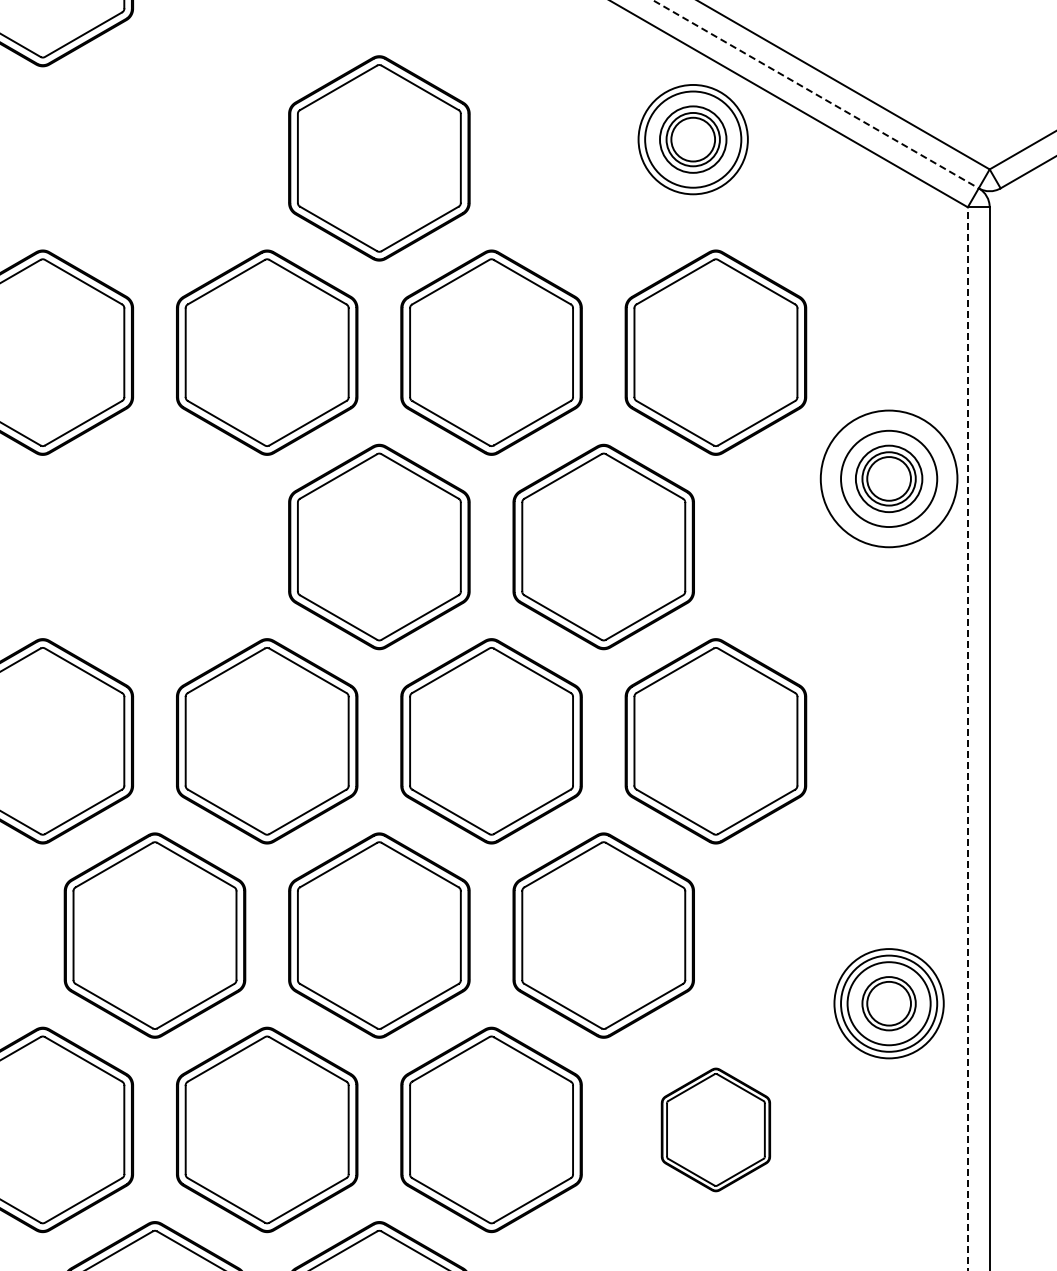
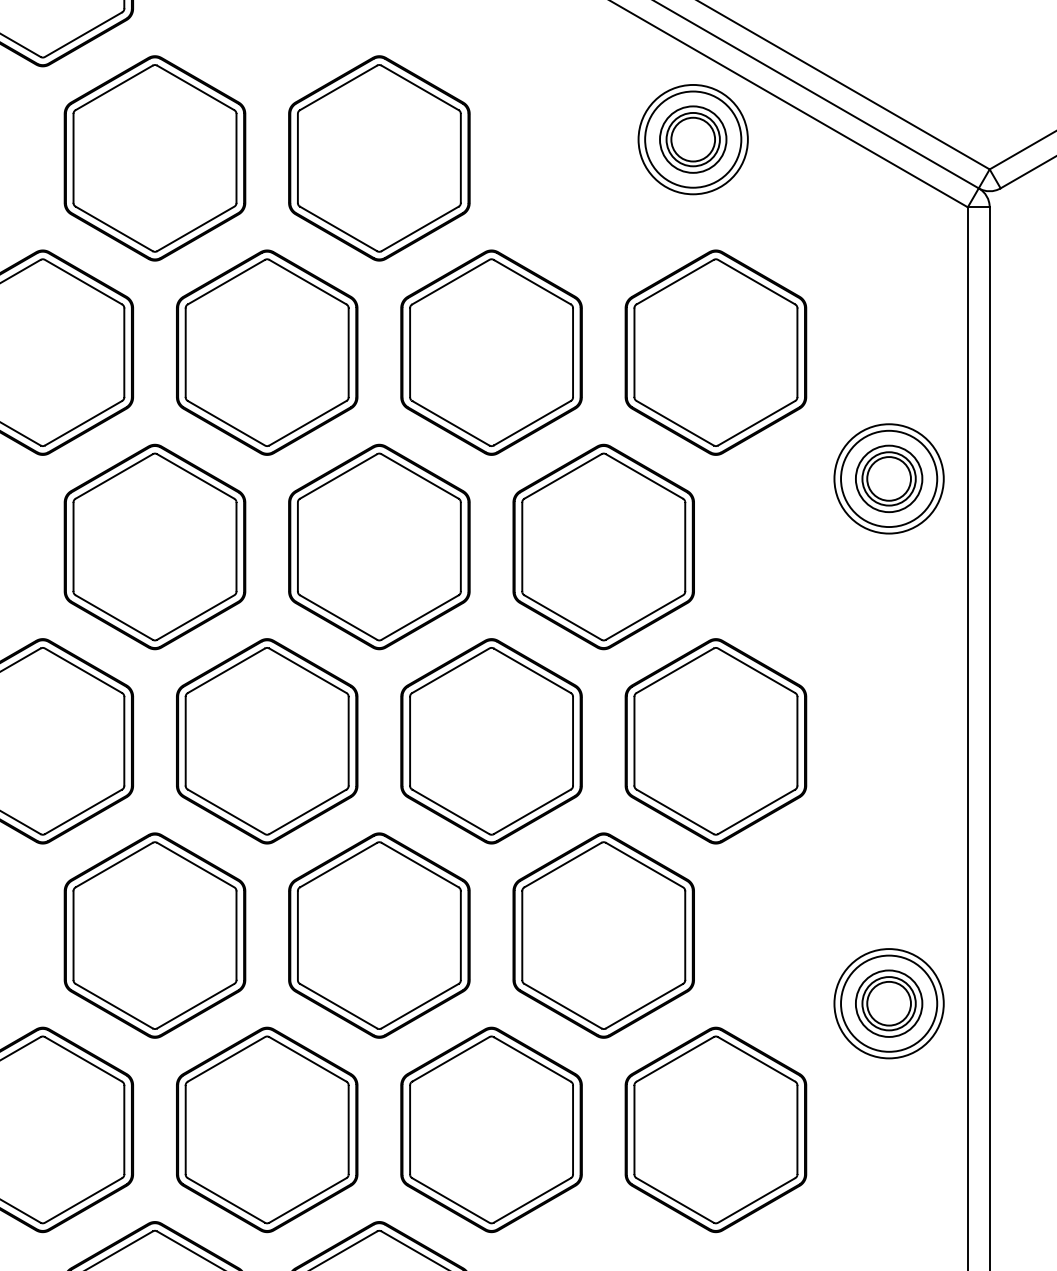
line: dashed -> solid (816, 94)
part: none -> present (154, 158)
circle diameter: 137 px -> 109 px (888, 478)
part: none -> present (154, 546)
line: dashed -> solid (967, 738)
circle diameter: 83 px -> 66 px (888, 1003)
part size: 111x126 px -> 184x208 px (715, 1129)
